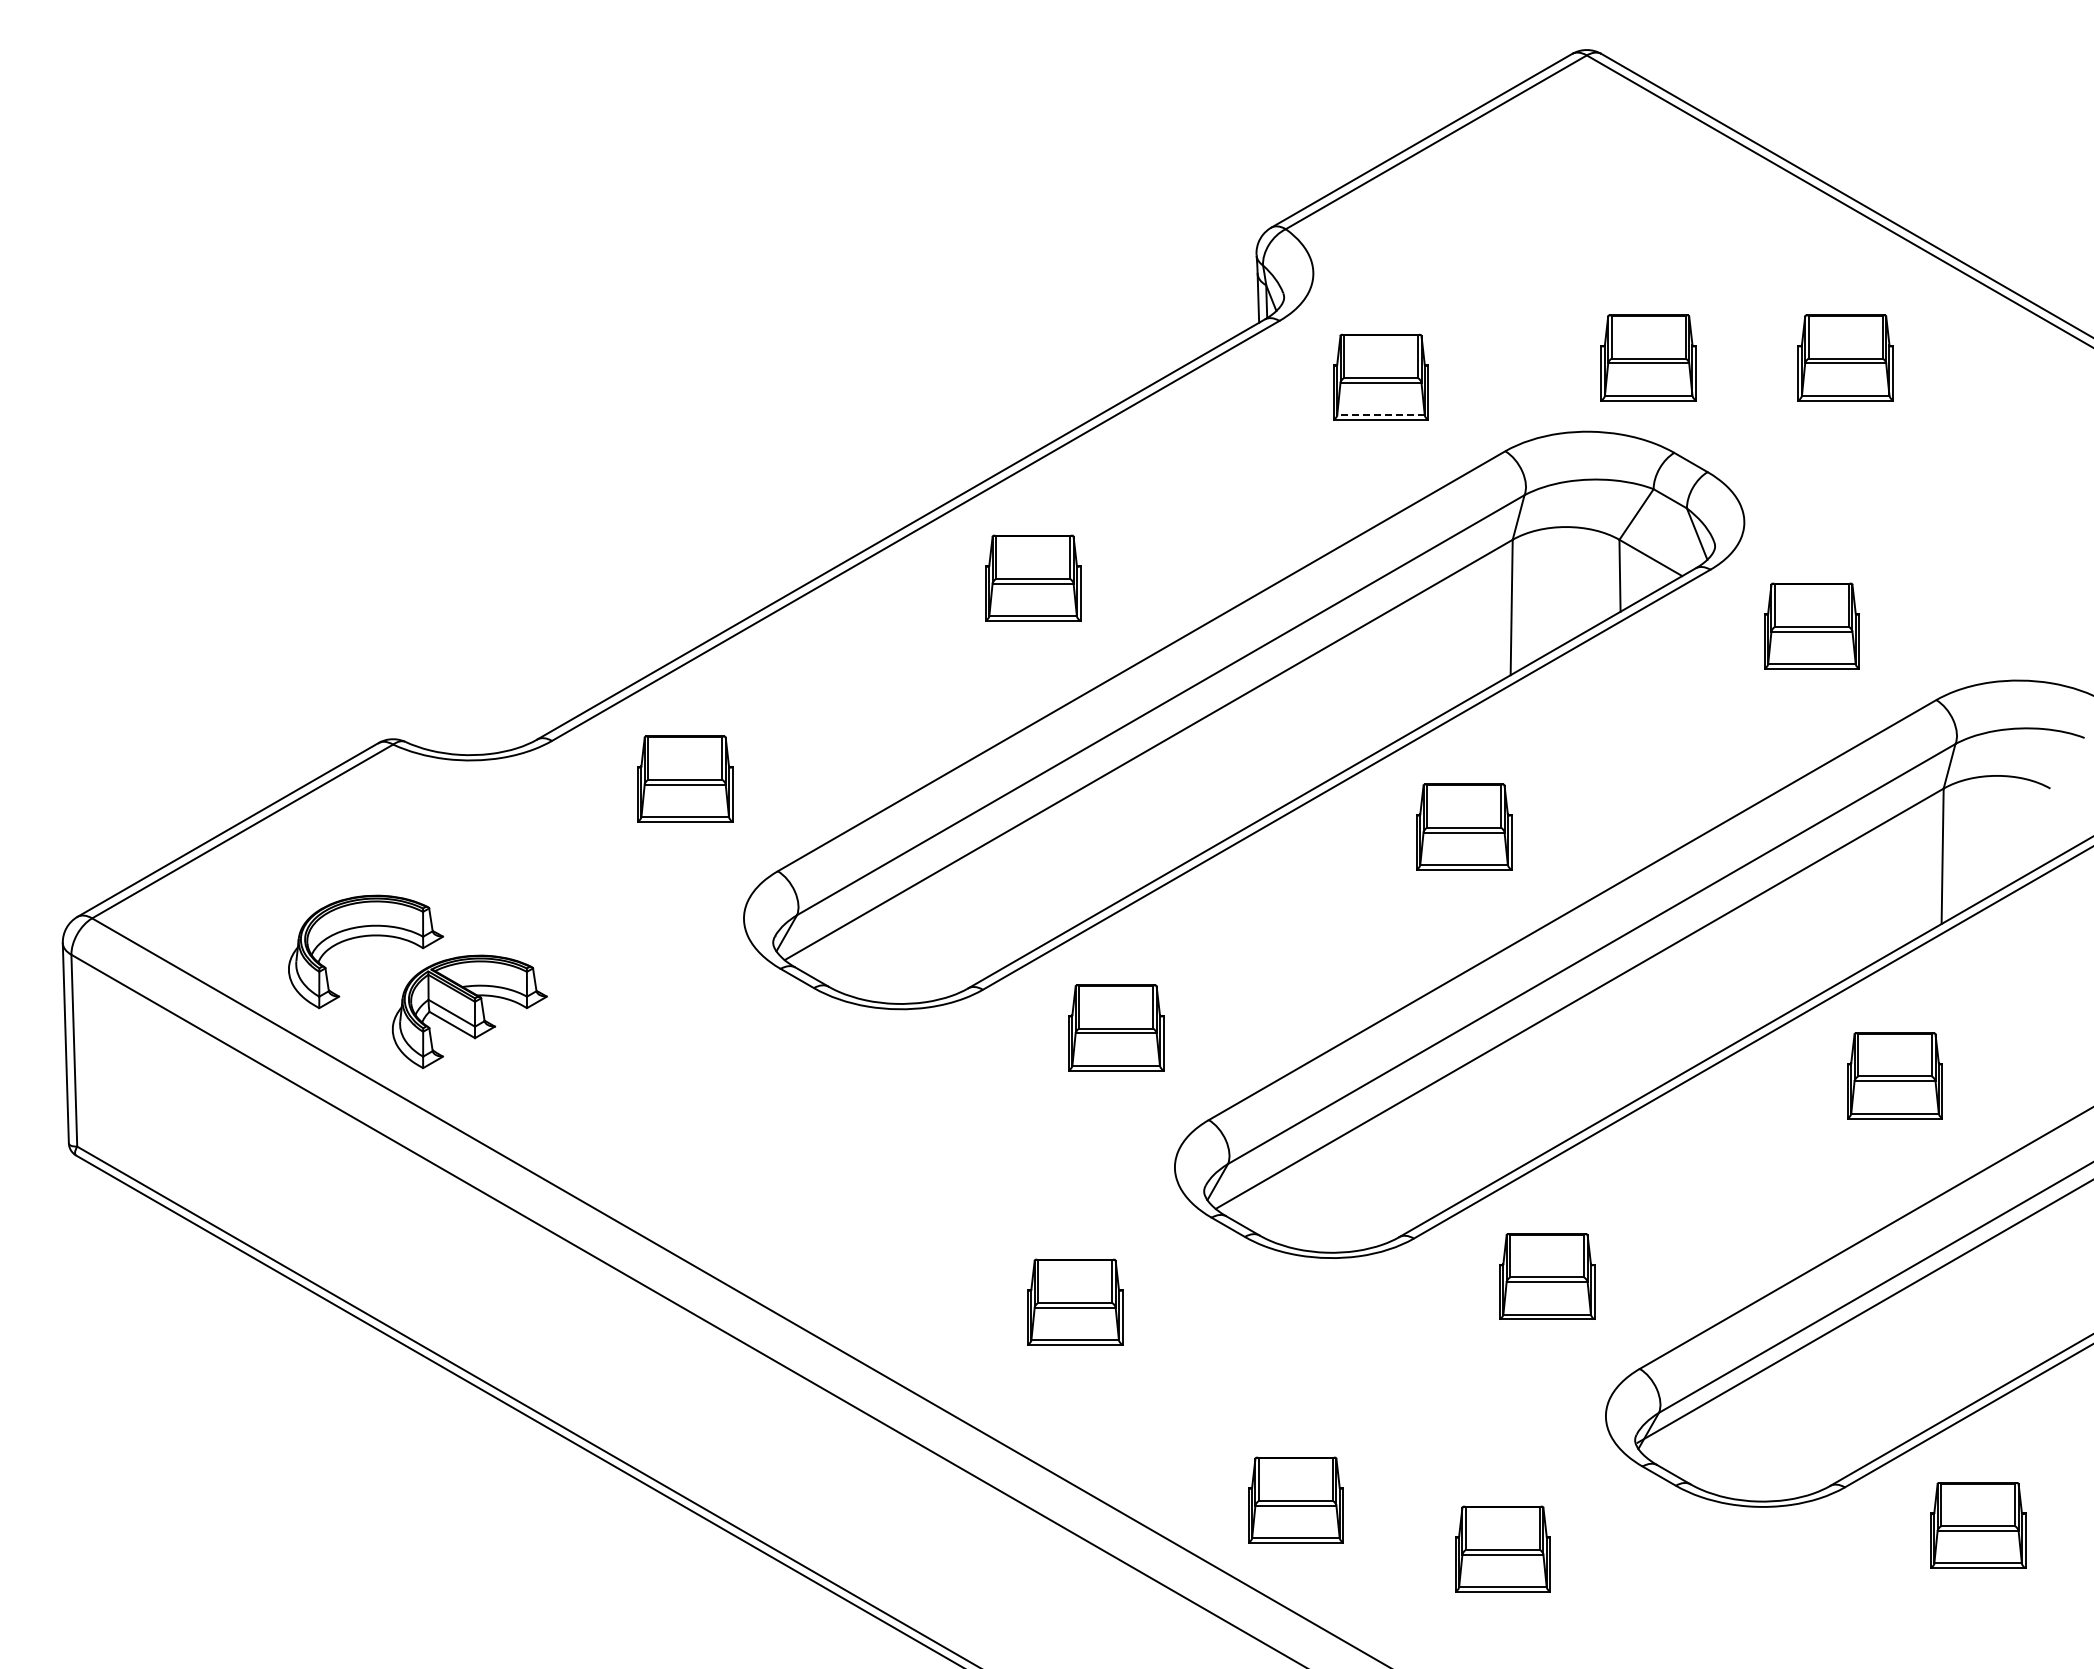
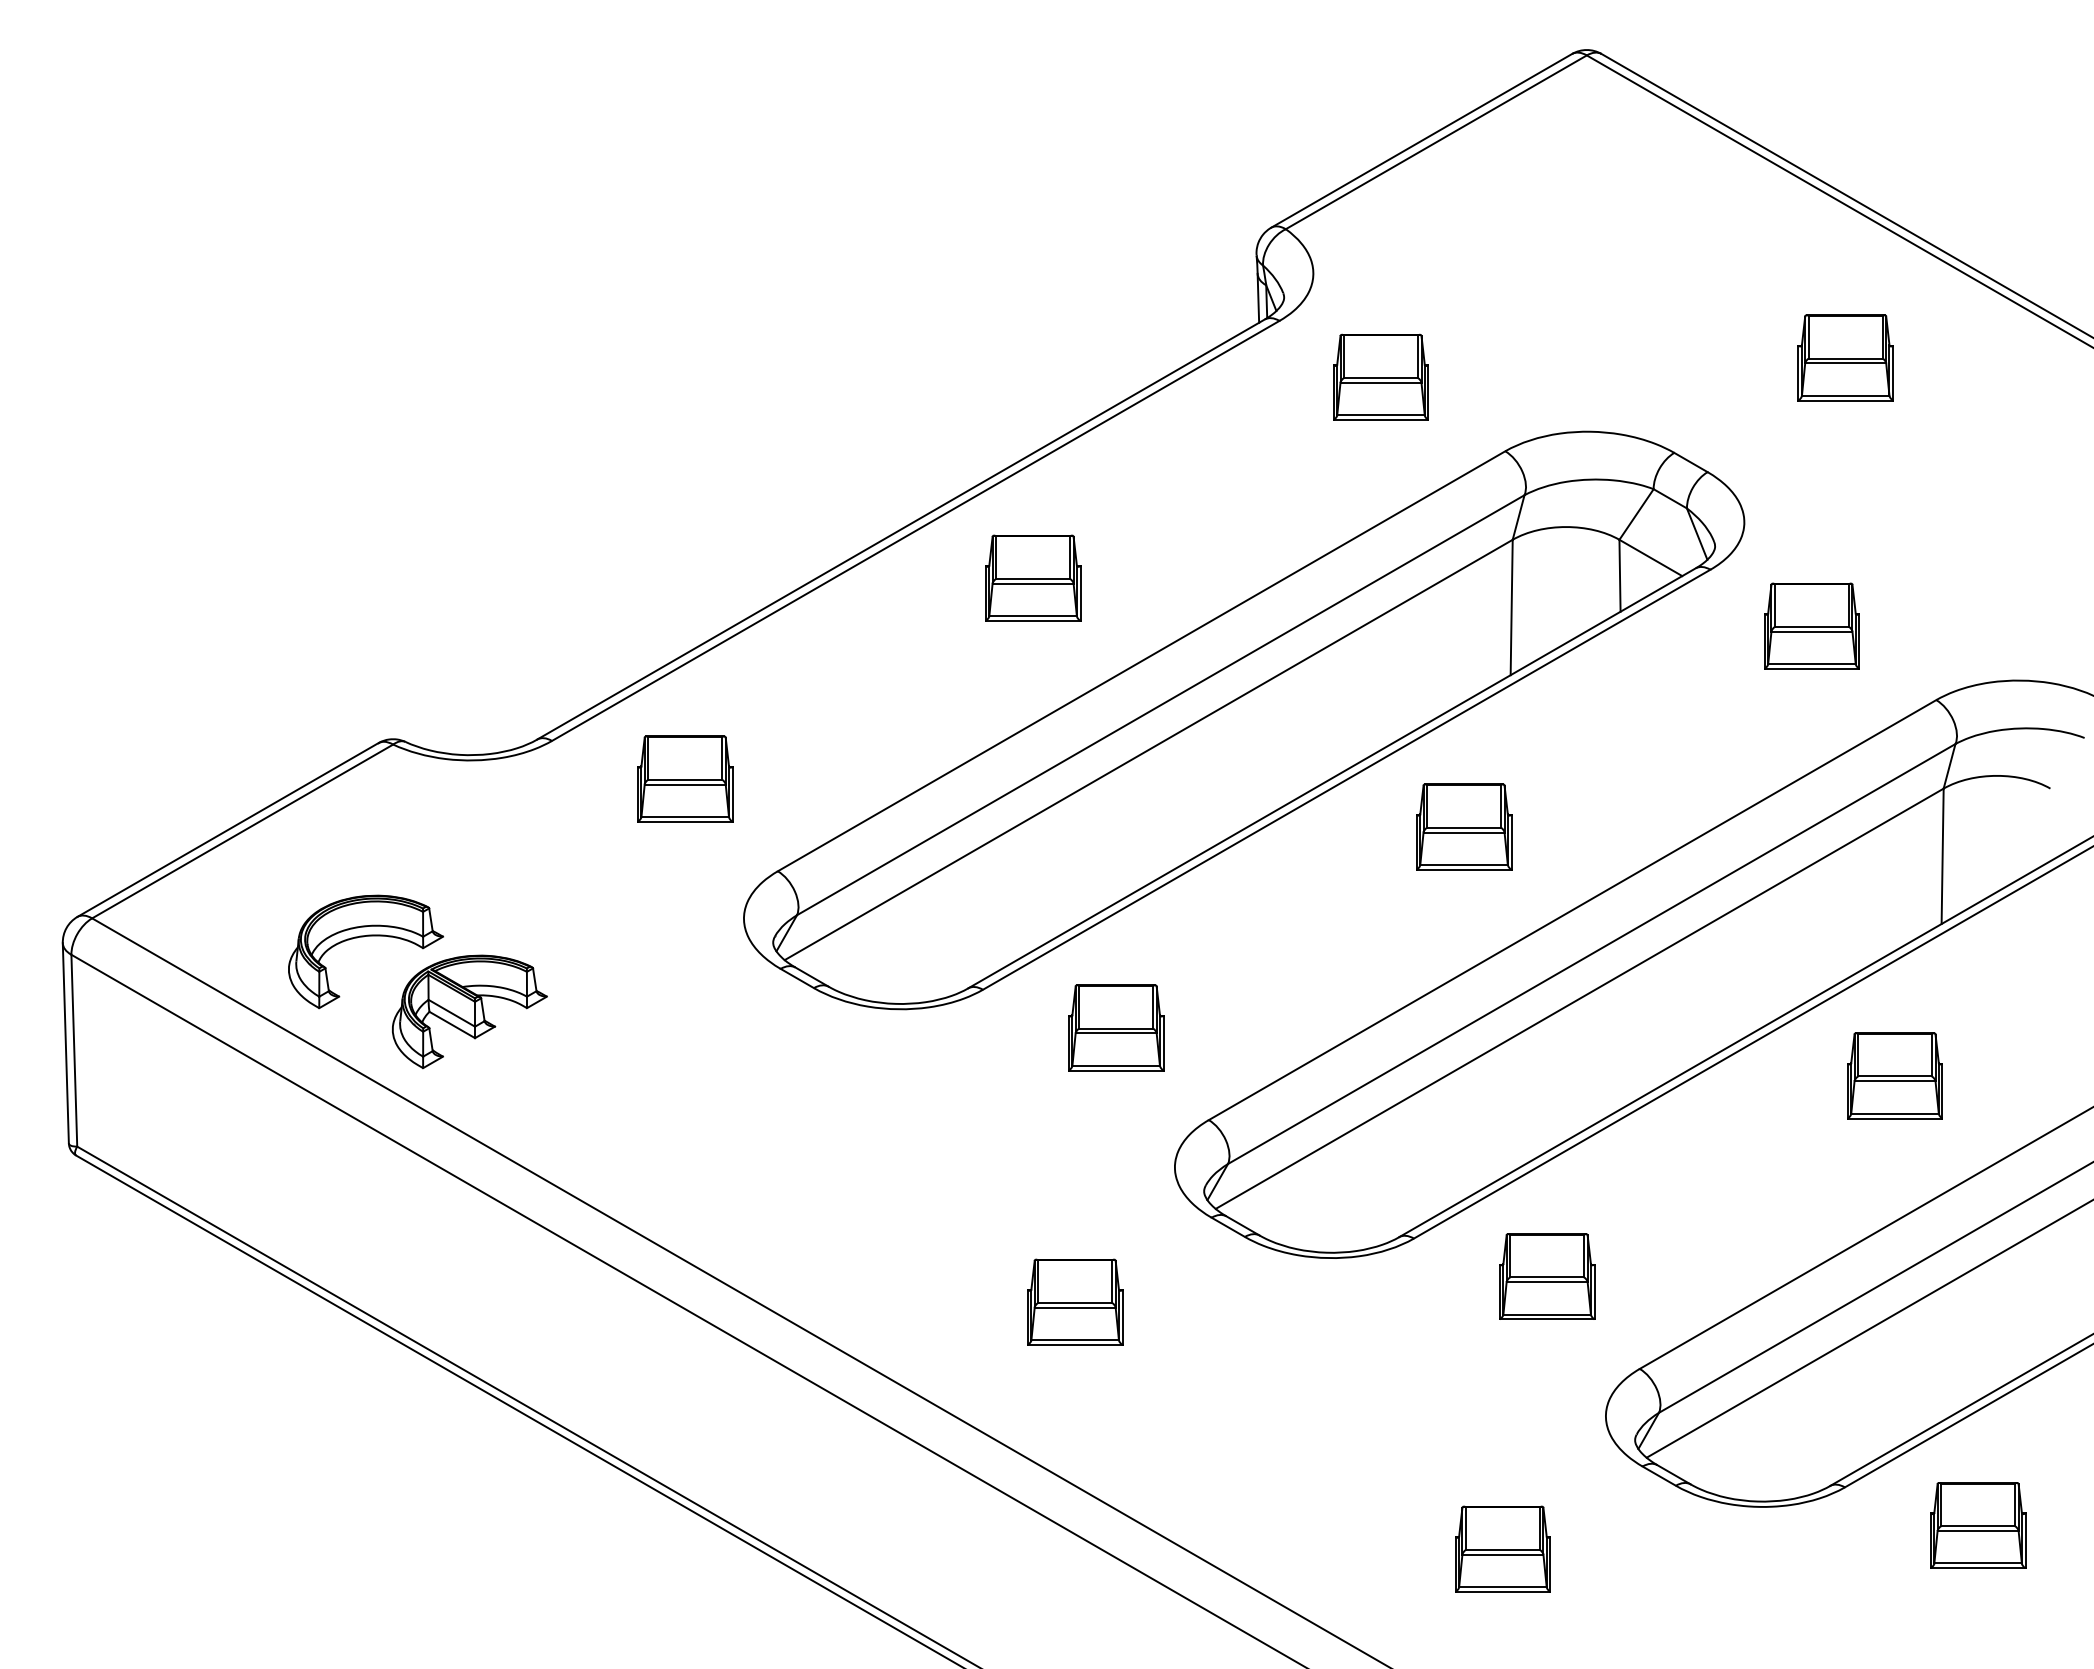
part: present -> none (1648, 357)
line: dashed -> solid (1381, 415)
line position: (1863, 1311) -> (1868, 1329) (1868, 1329)
part: present -> none (1295, 1499)
